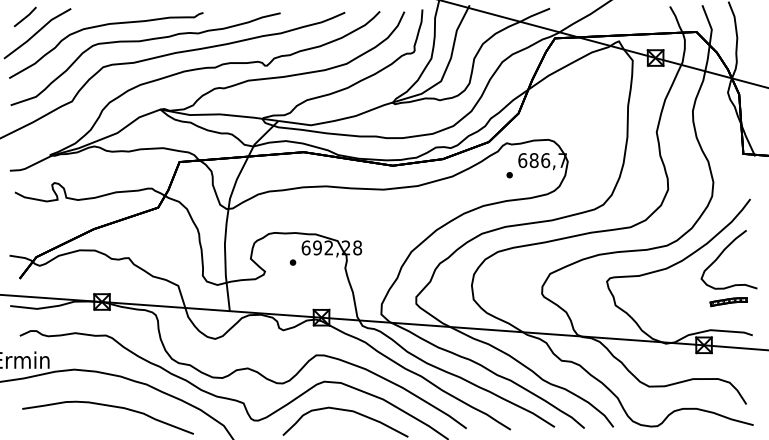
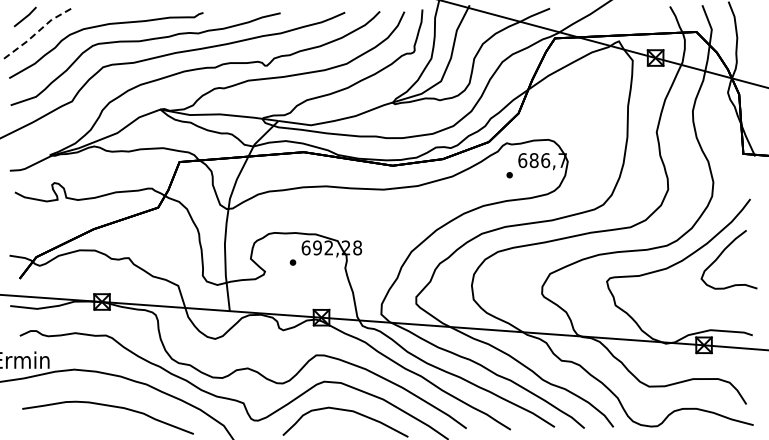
line: solid -> dashed (36, 32)
part: present -> none (728, 302)
